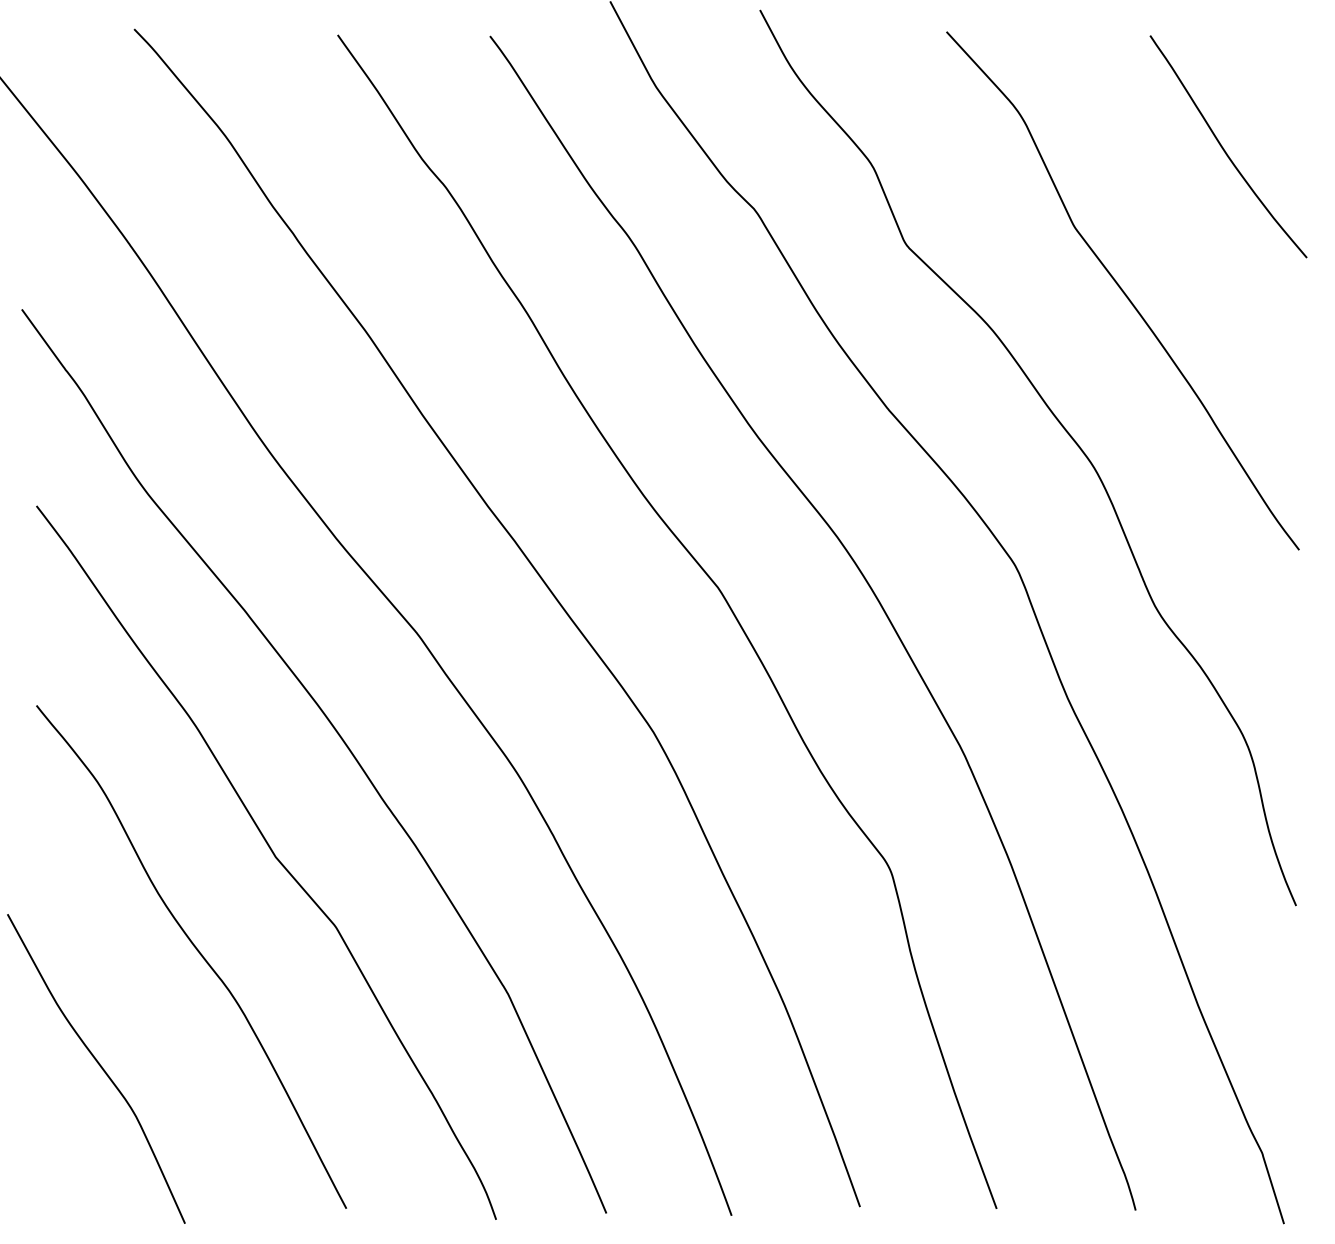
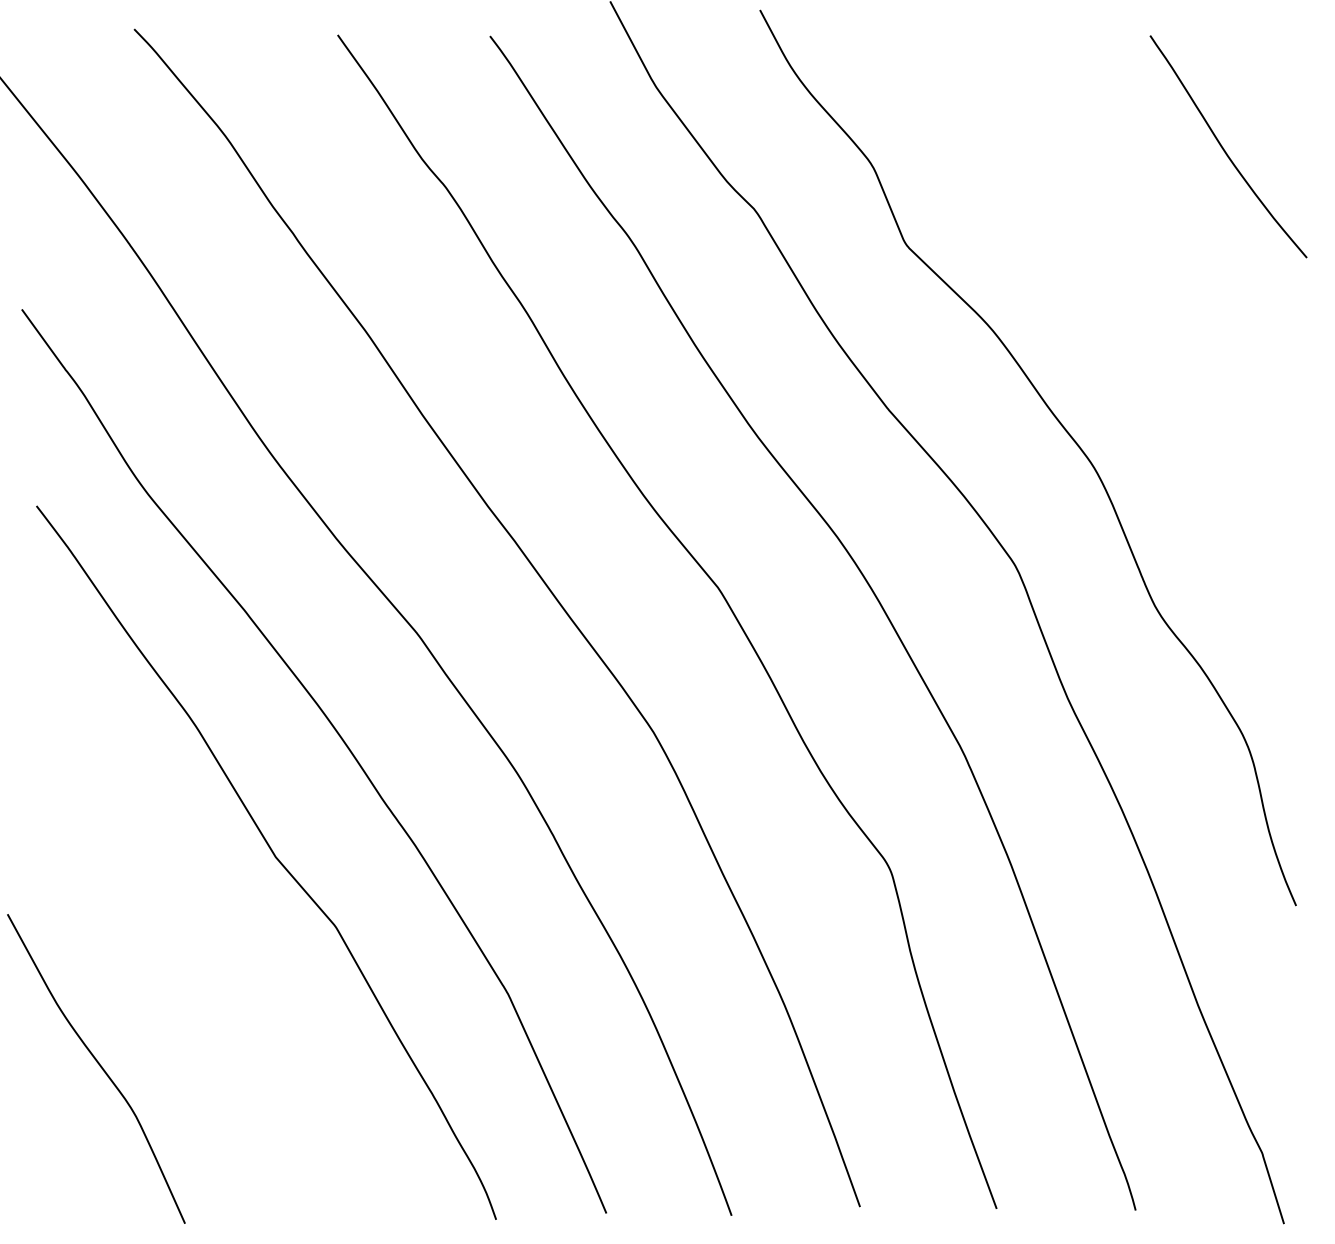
curve: present -> none (1122, 290)
curve: present -> none (196, 950)
